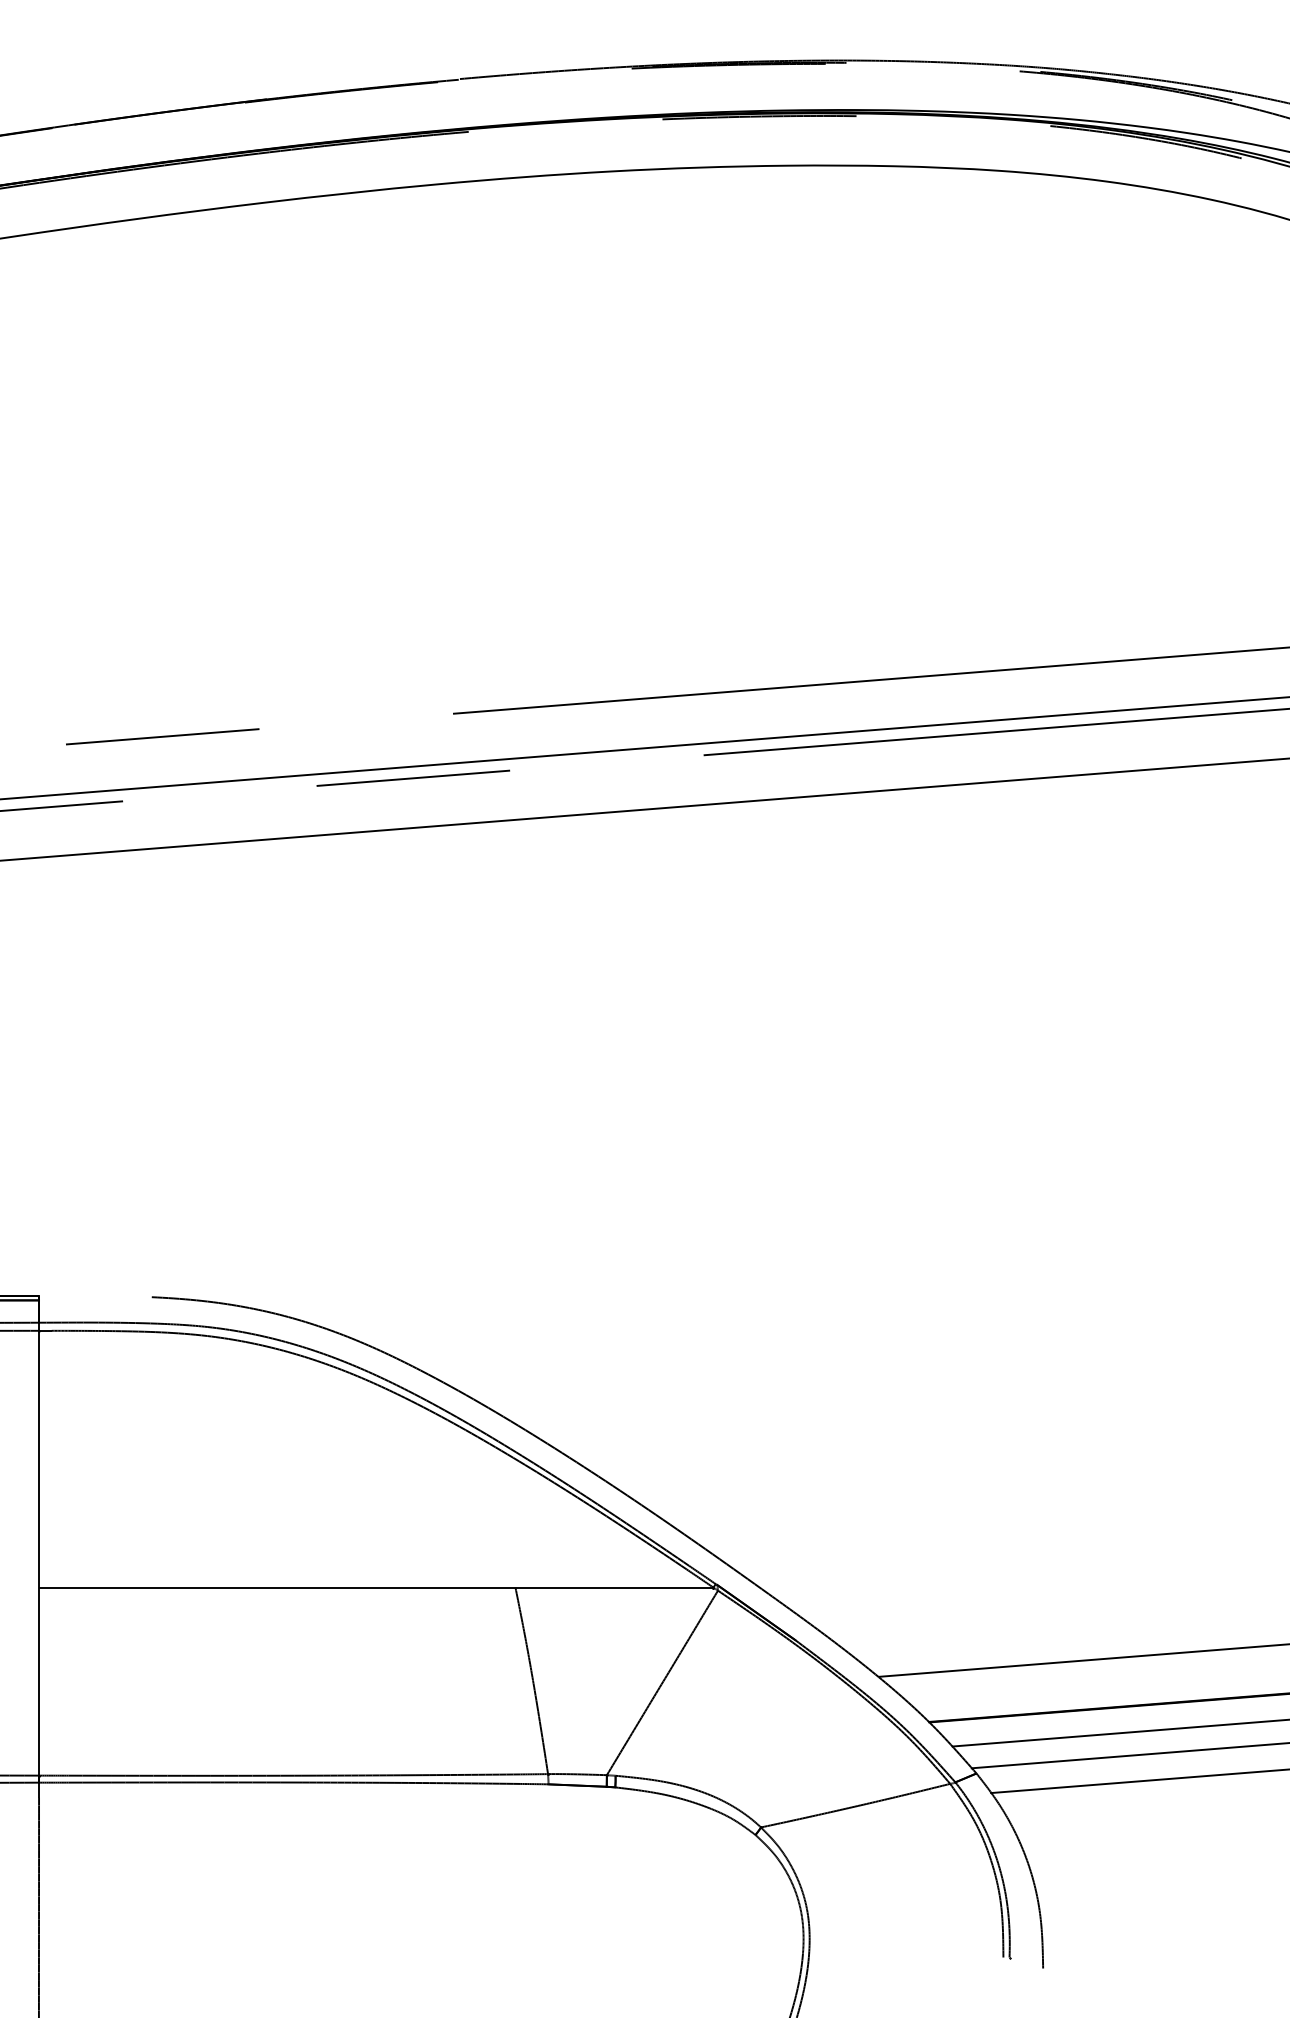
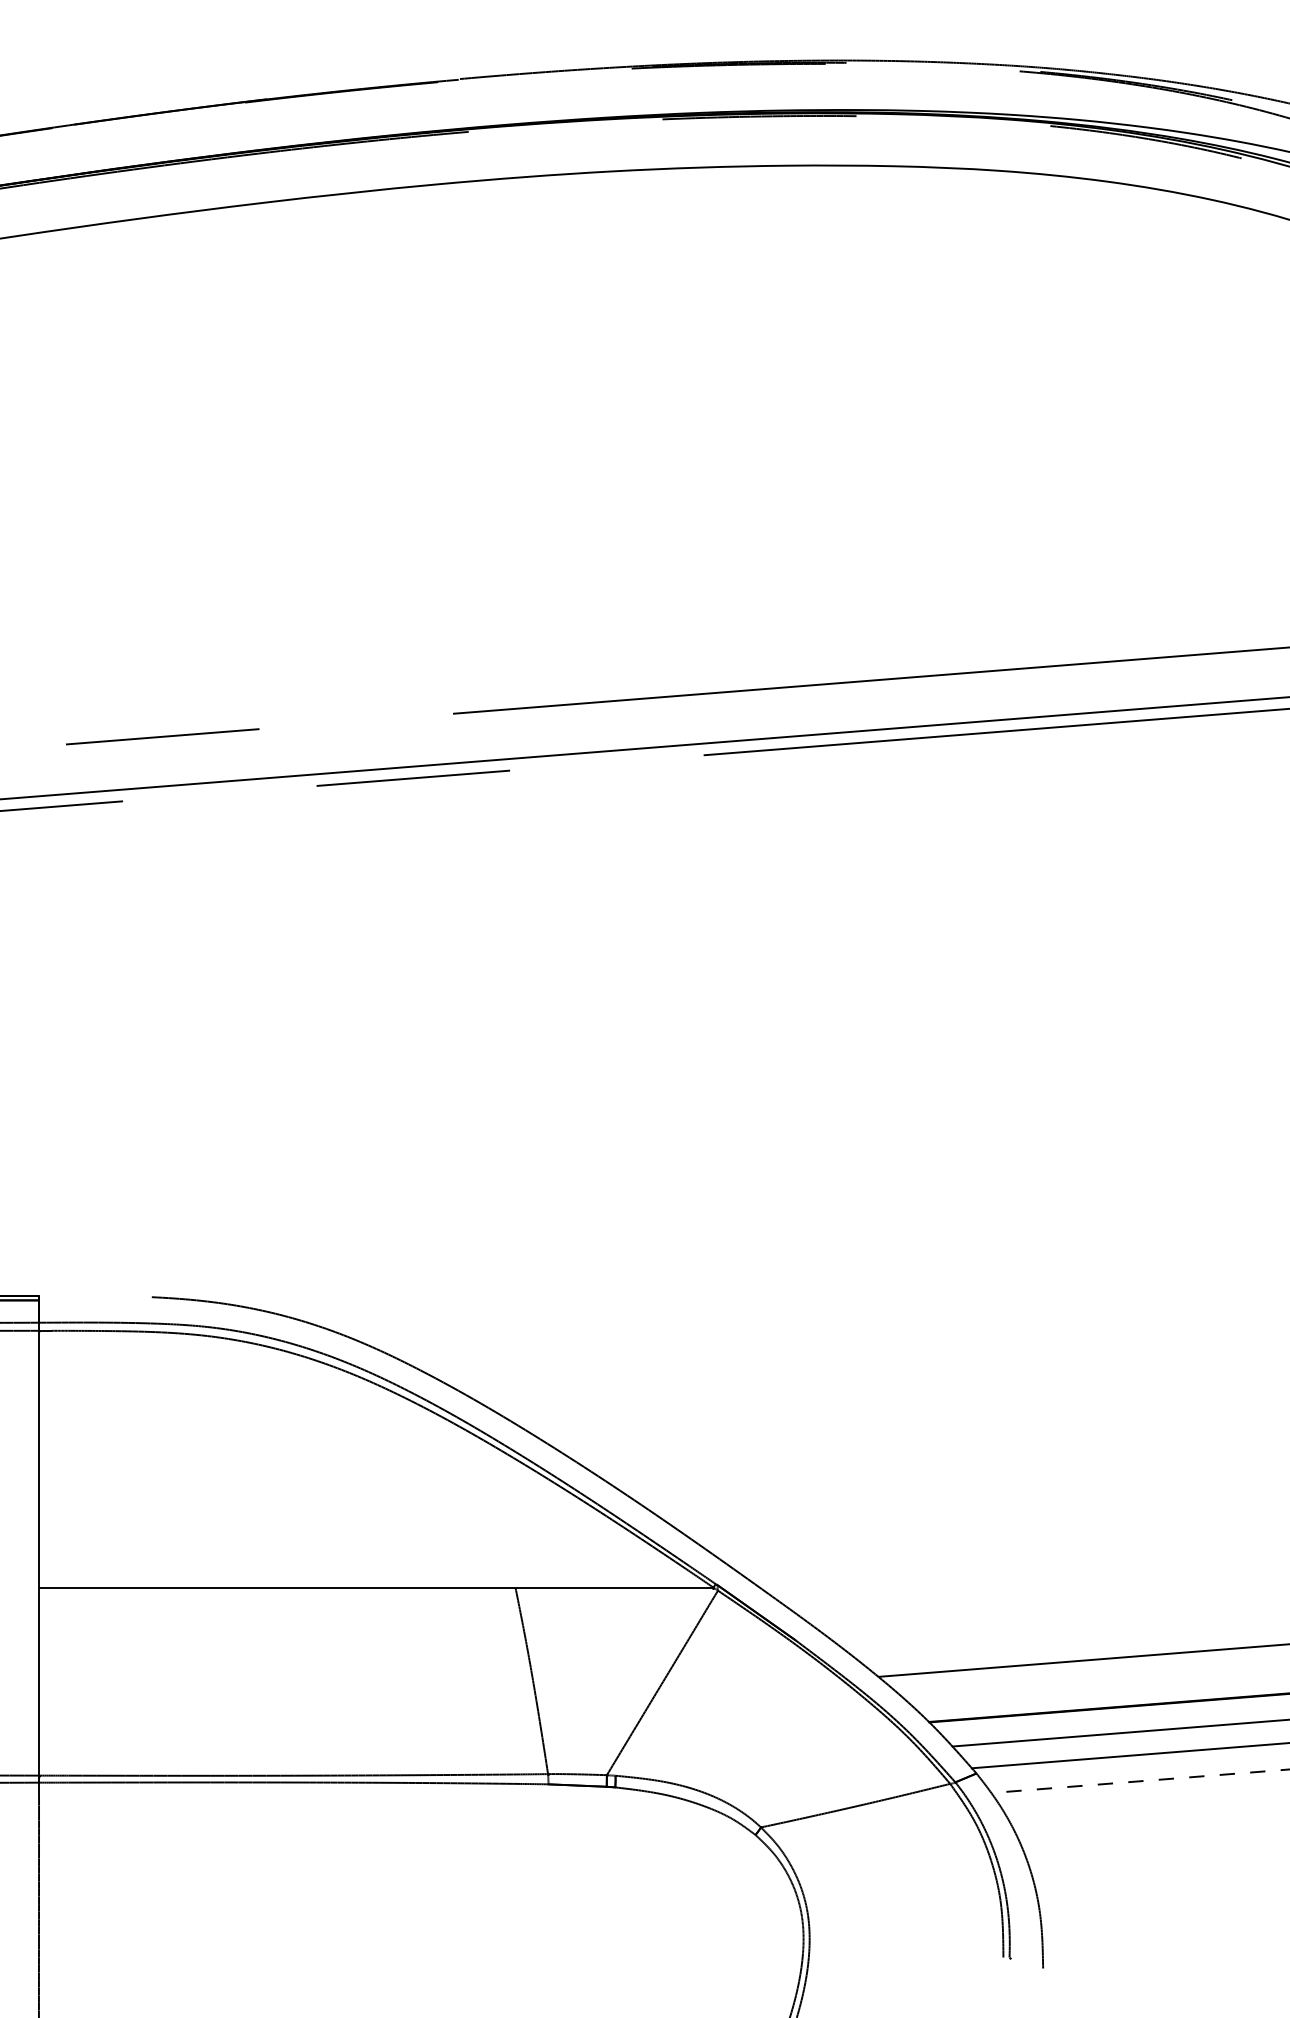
line: present -> none (644, 809)
line: solid -> dashed (1139, 1781)
